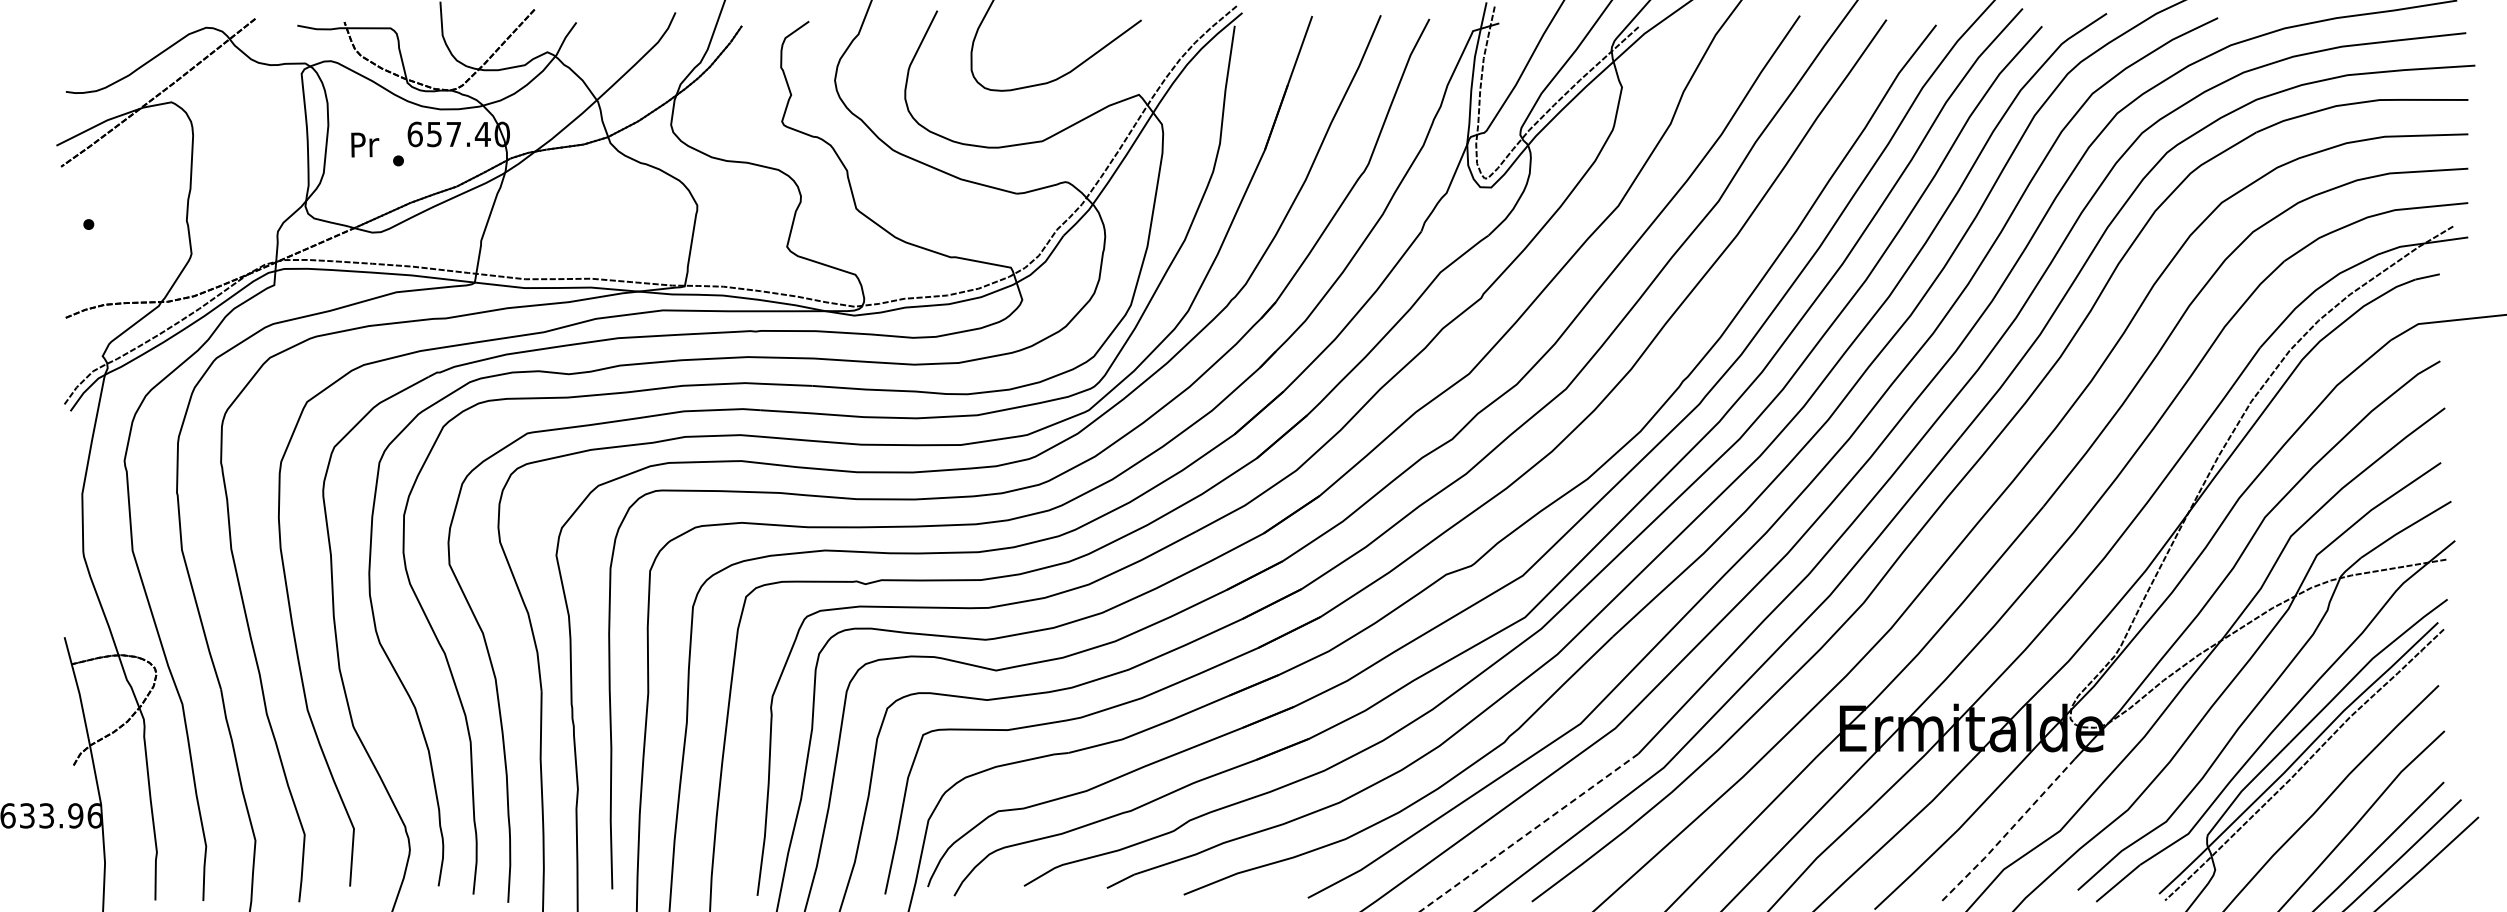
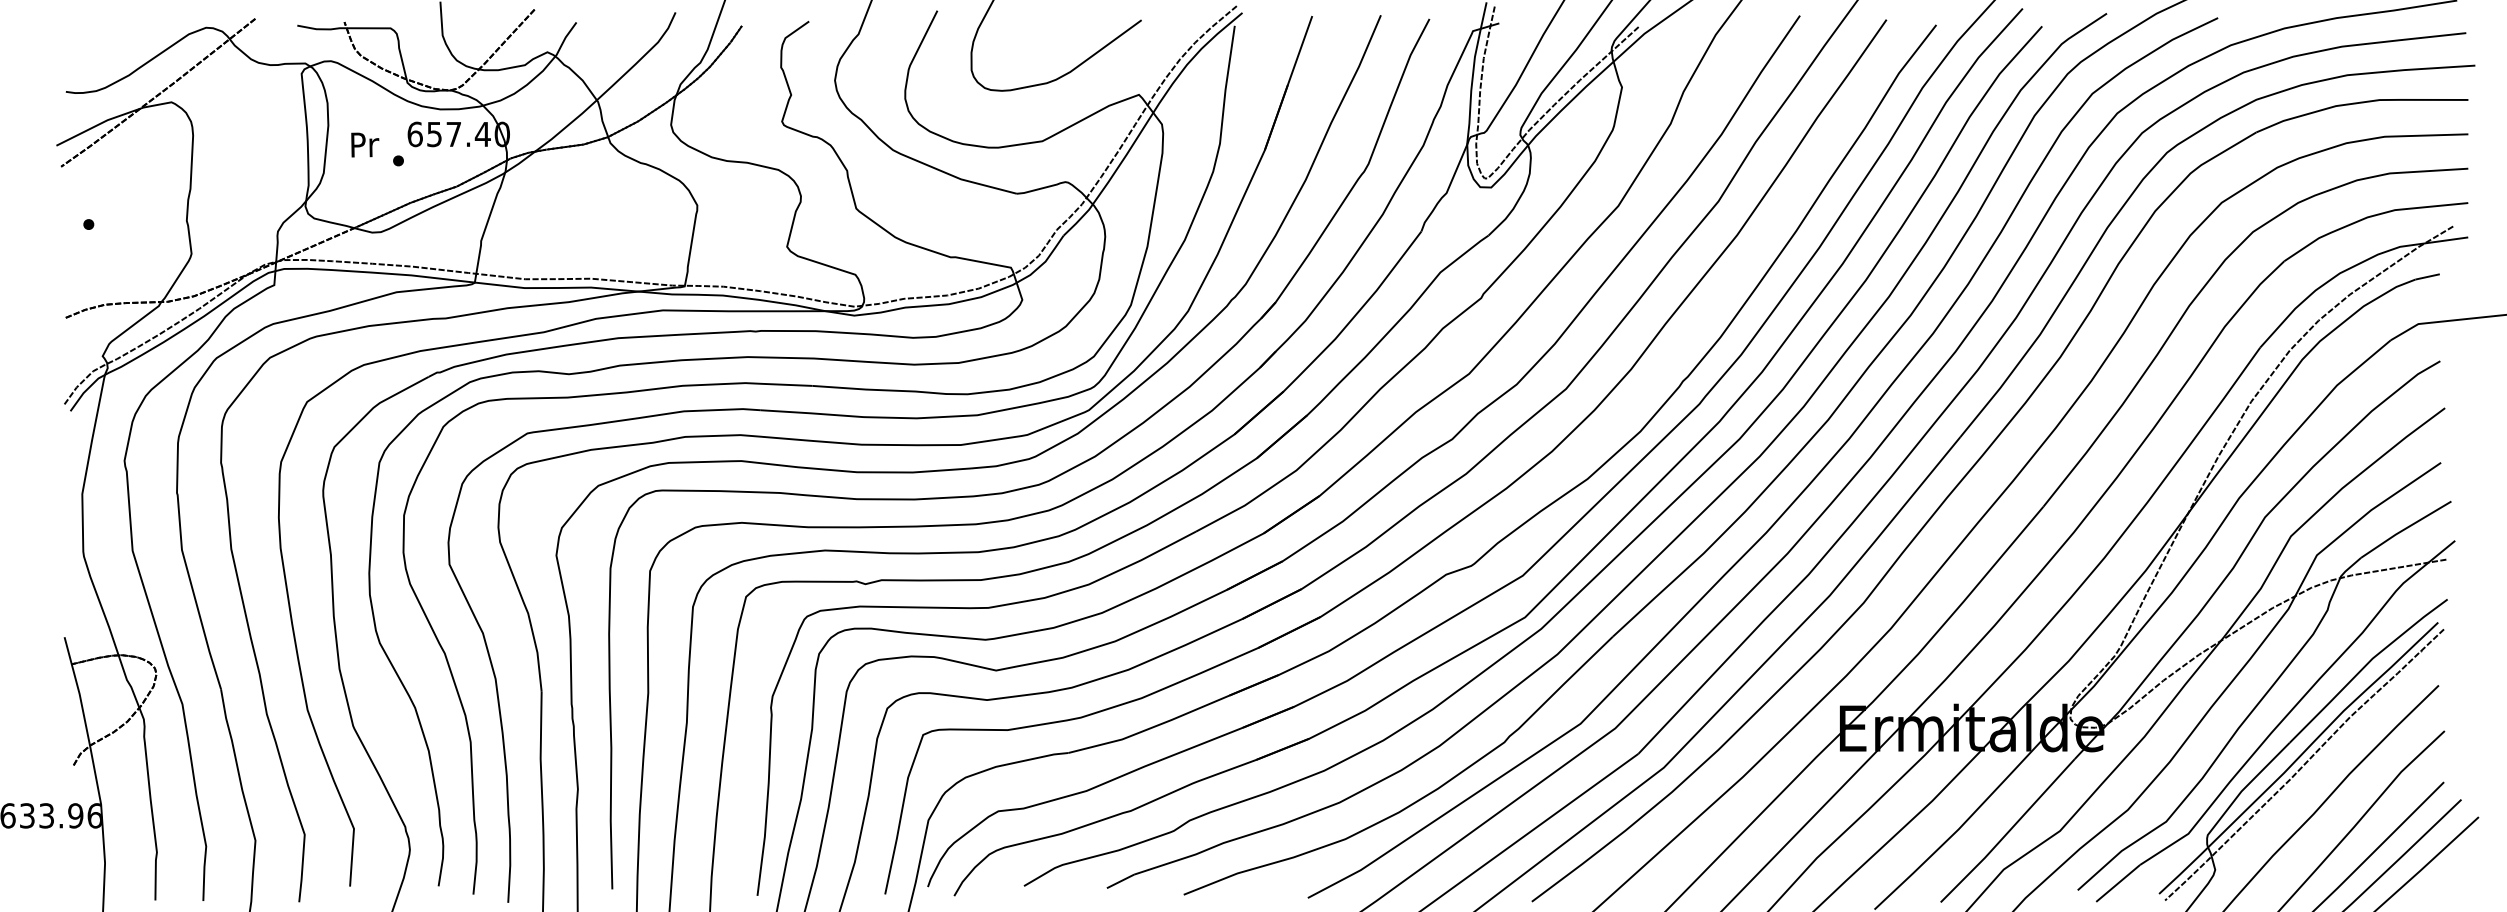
line: dashed -> solid (1529, 832)
line: dashed -> solid (2008, 832)
